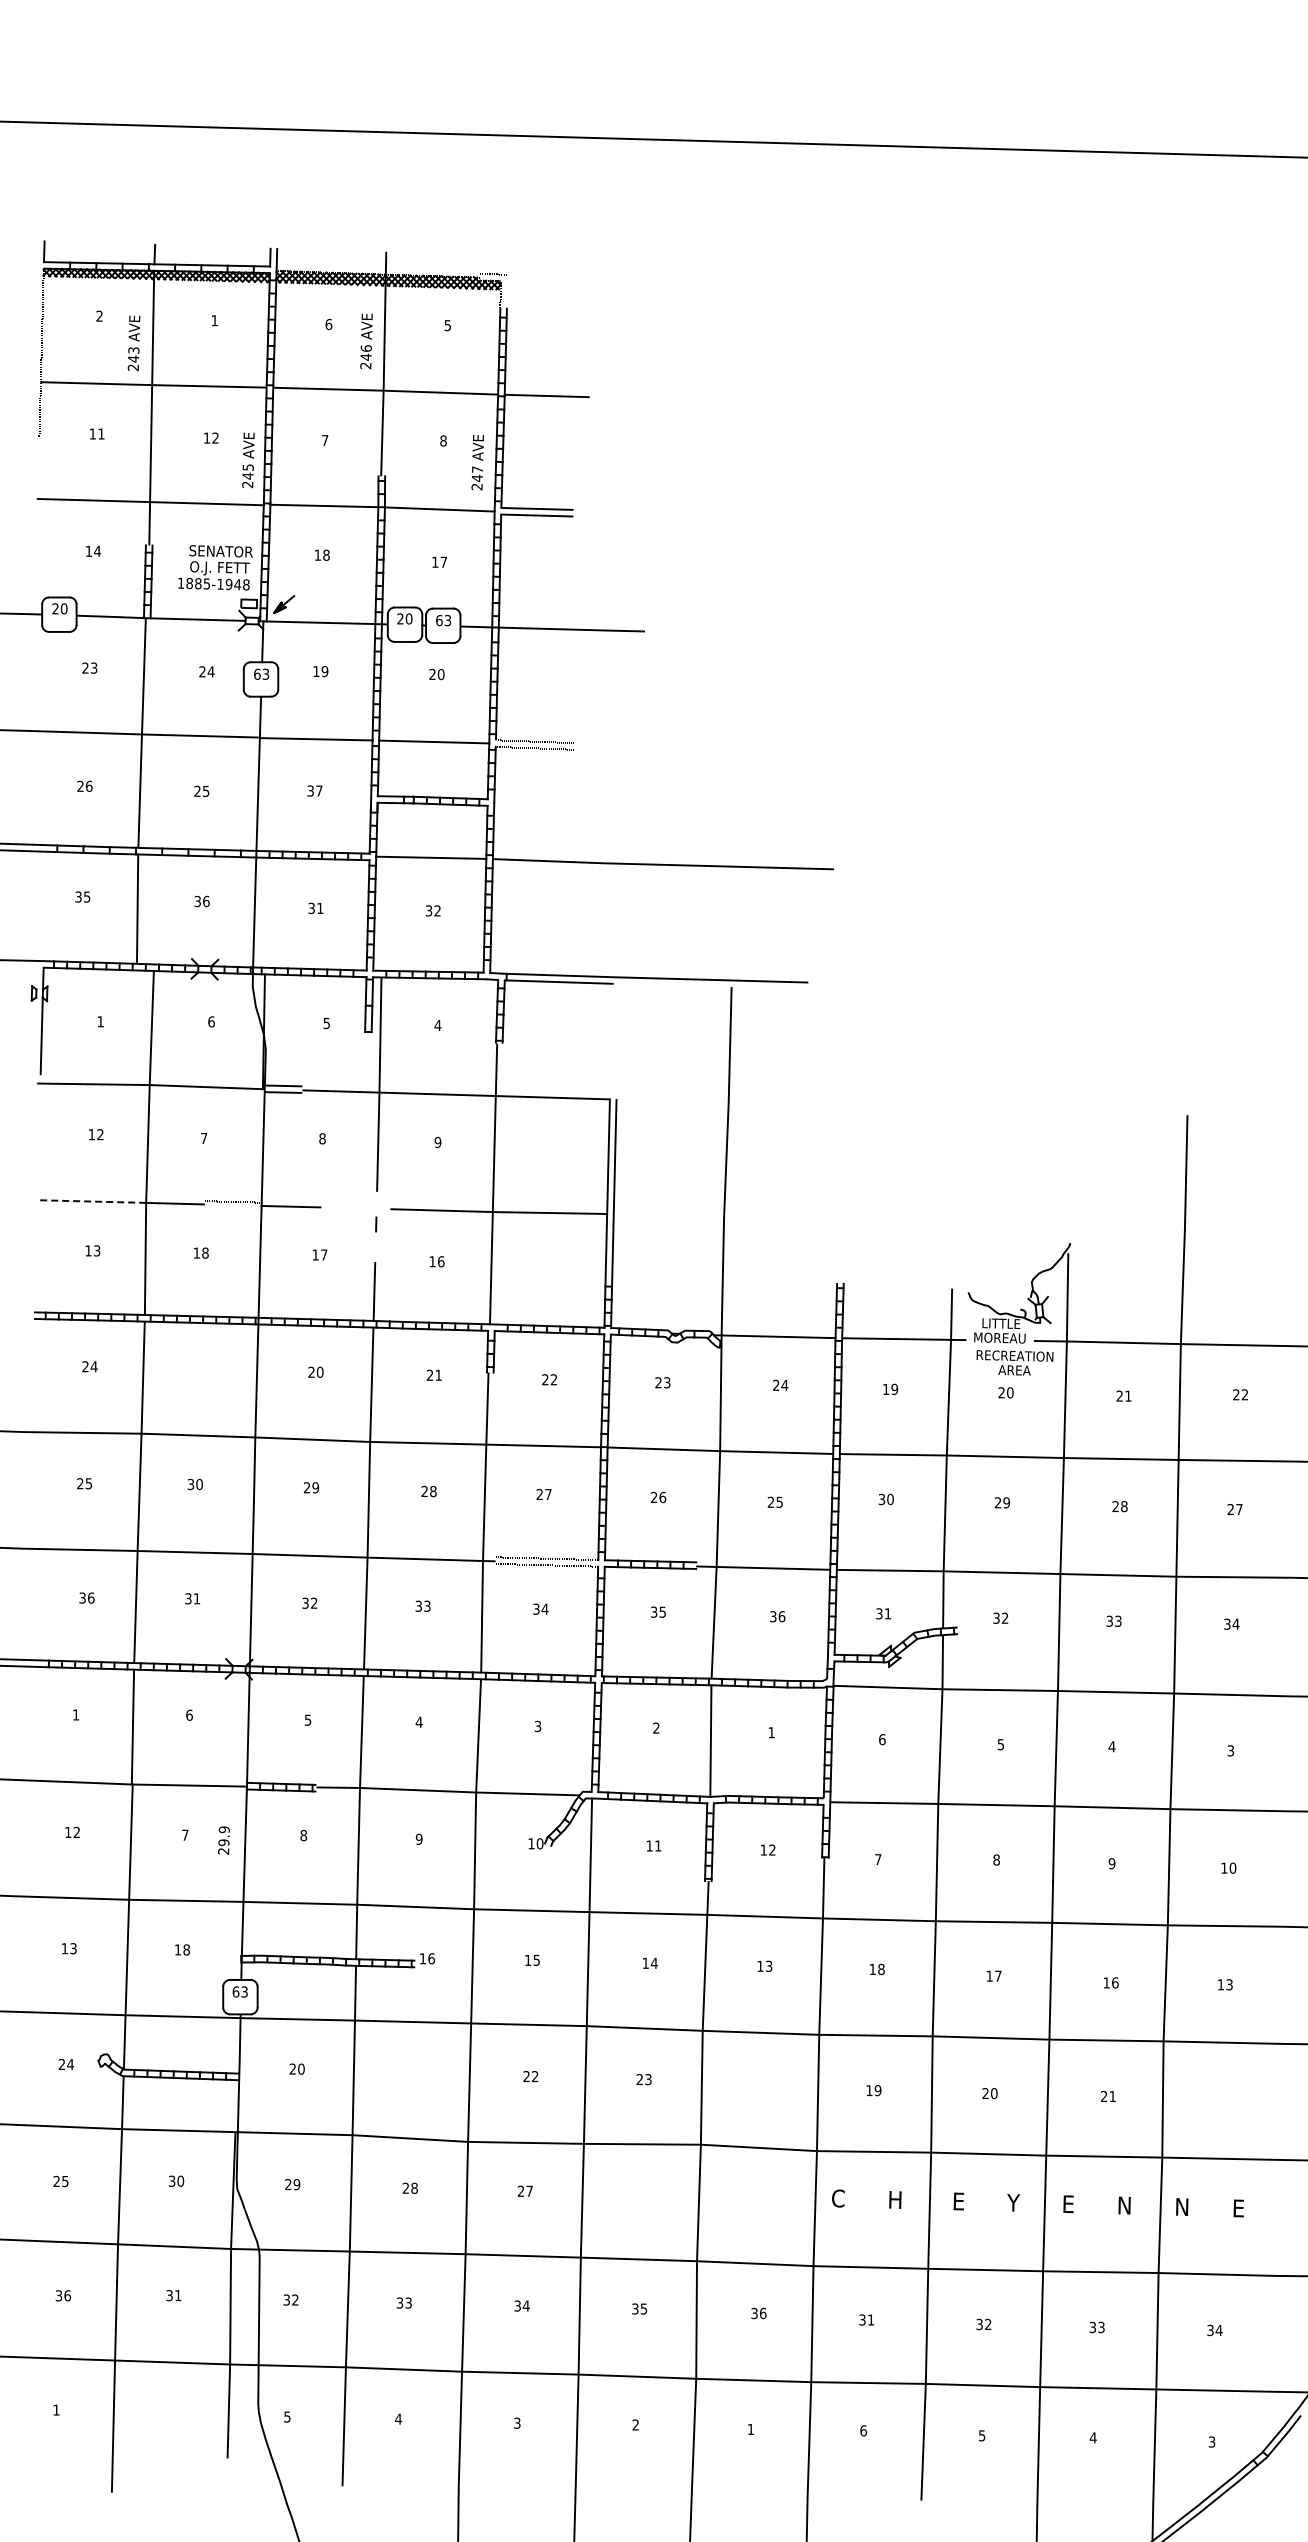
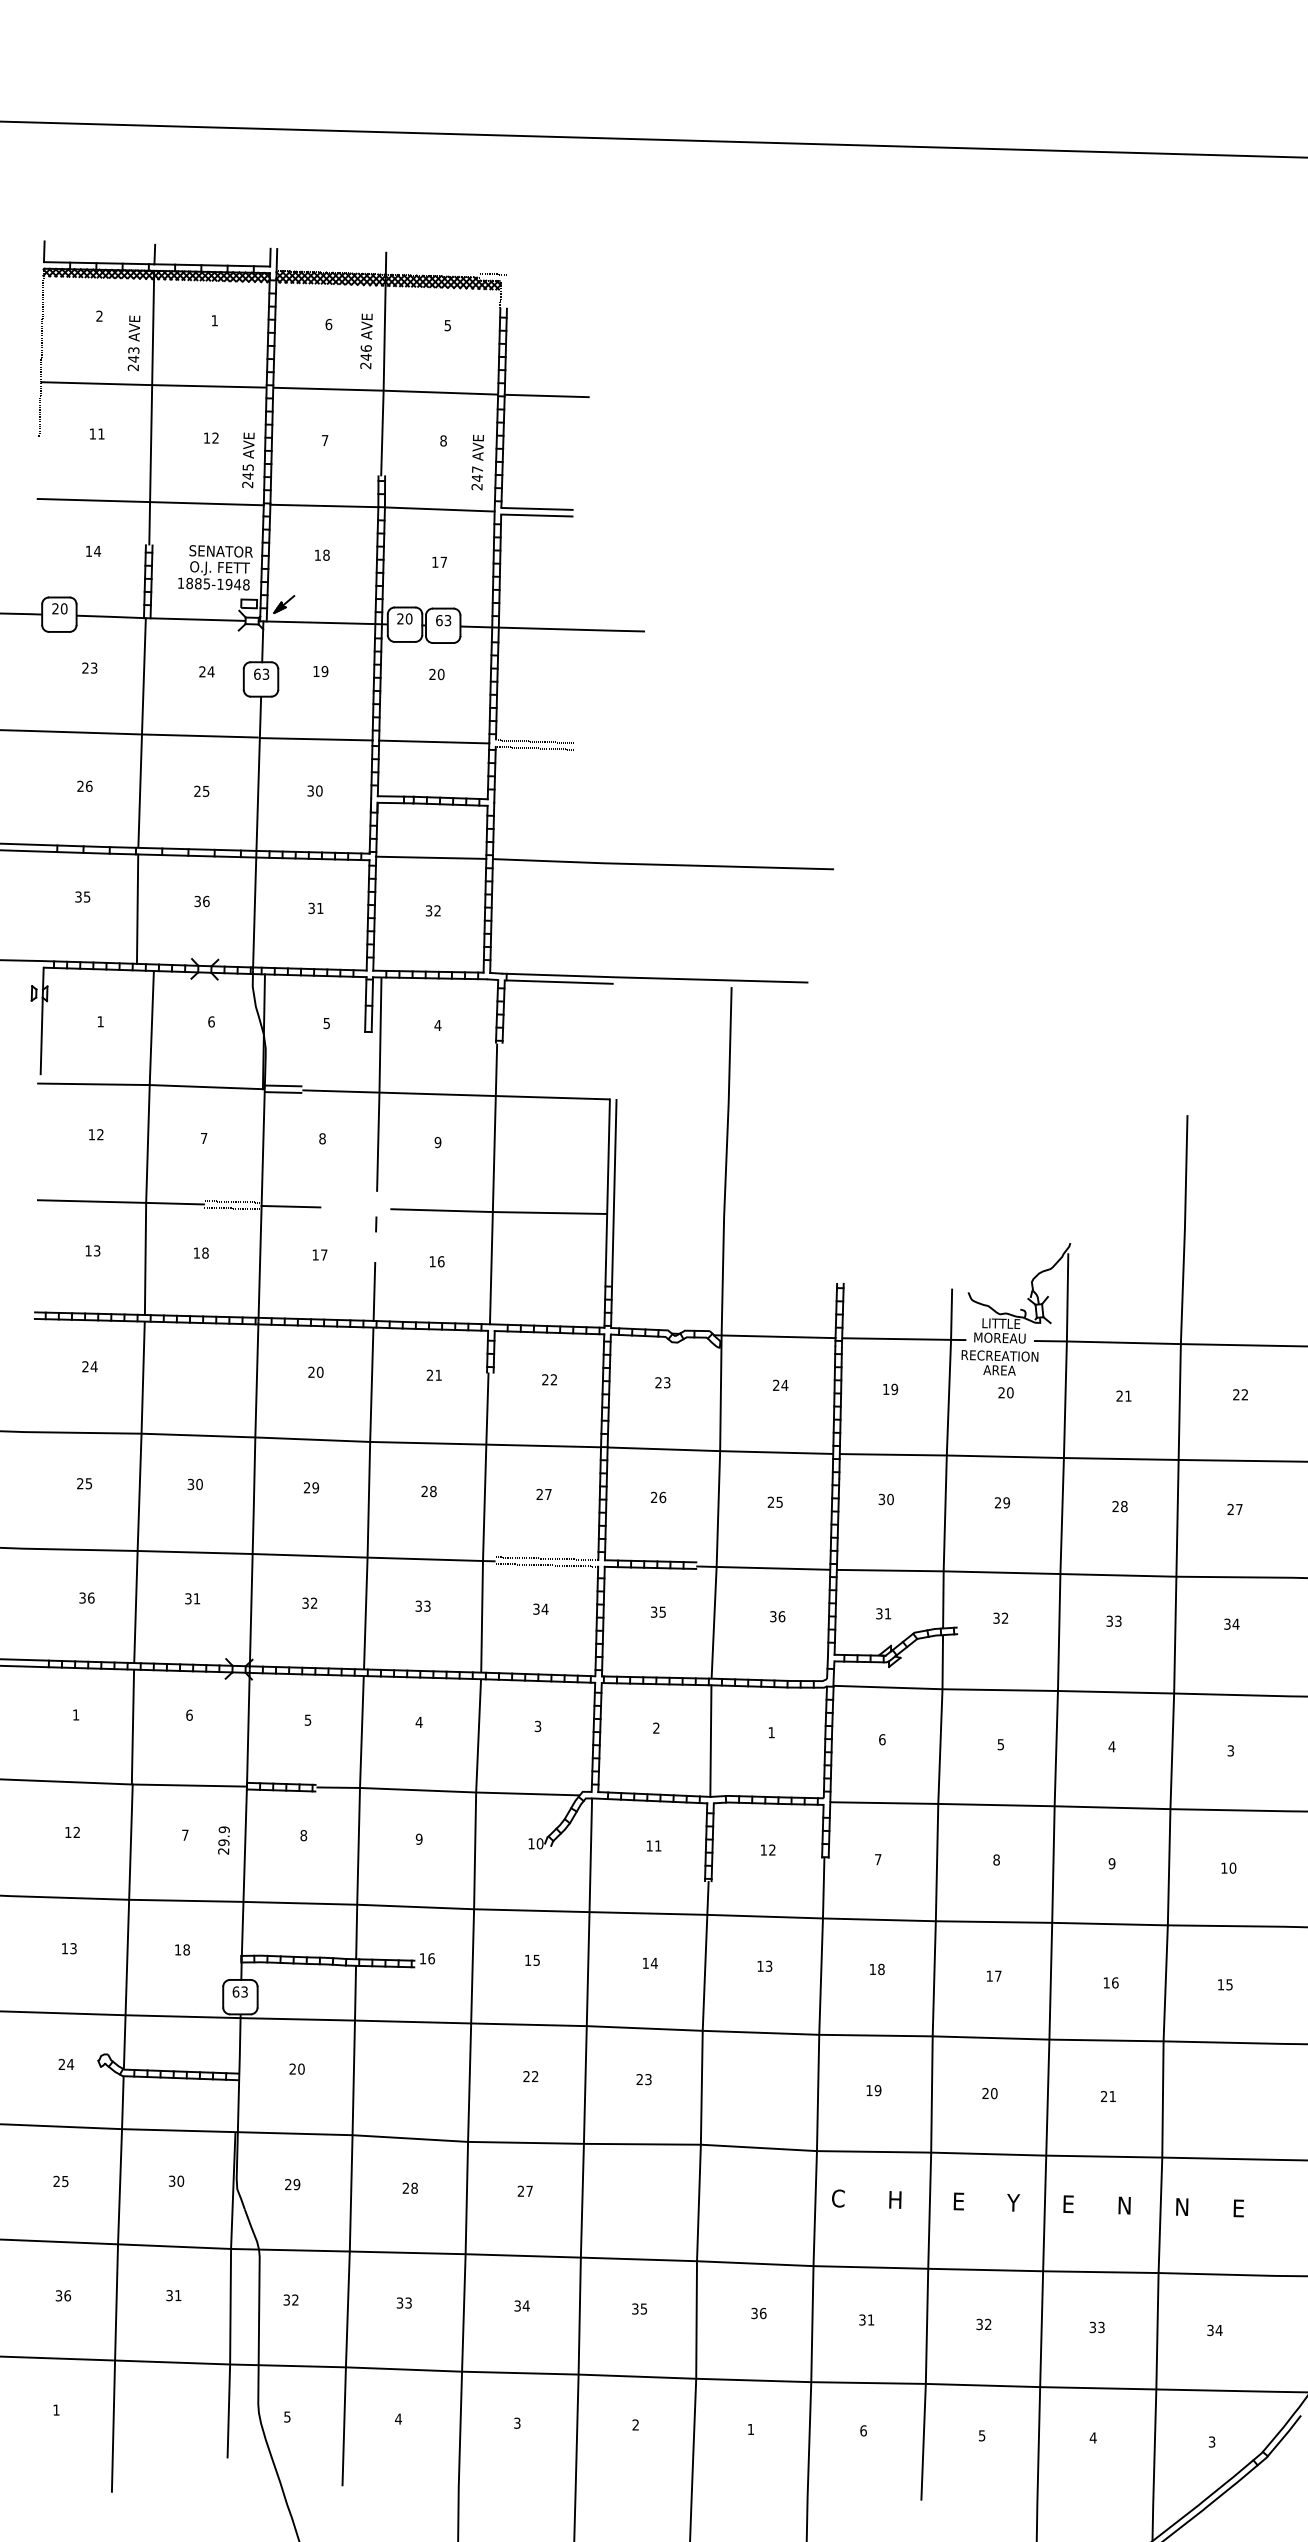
text: 37 -> 30 (319, 790)
line: dashed -> solid (91, 1201)
line: none -> present (232, 1208)
text position: (1014, 1362) -> (999, 1362) (999, 1362)
text: 13 -> 15 (1229, 1984)
